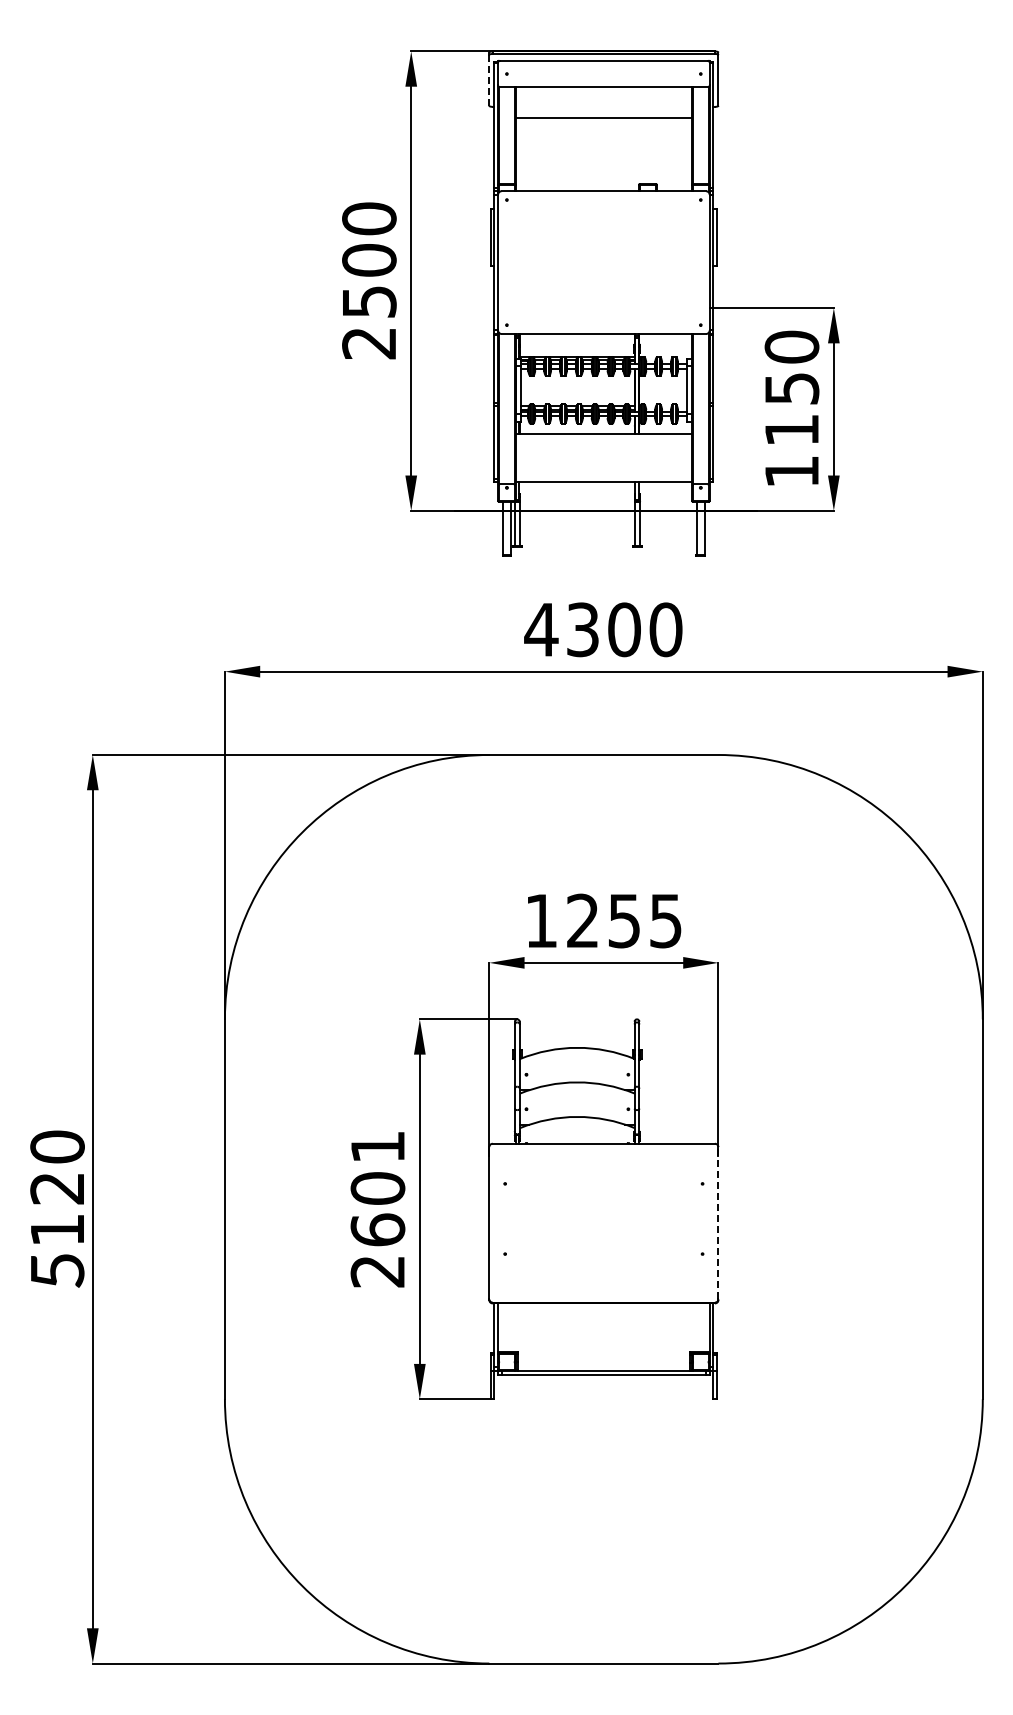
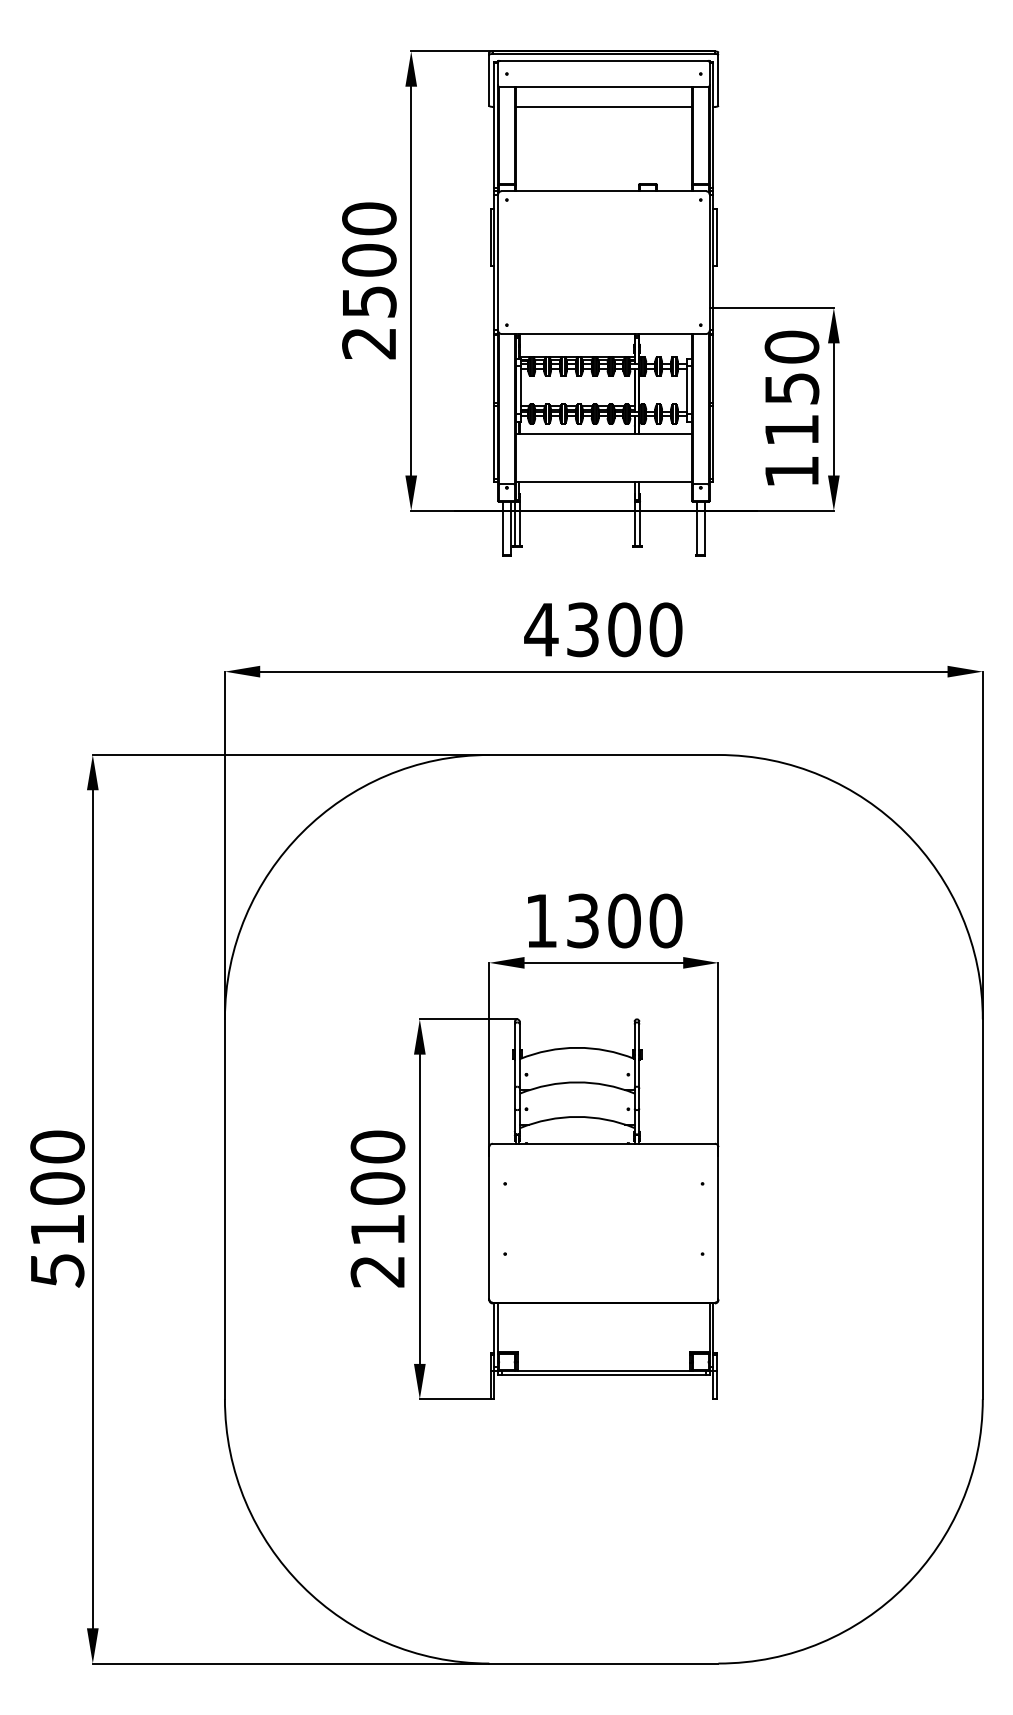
line: dashed -> solid (489, 79)
line position: (603, 117) -> (603, 106) (603, 106)
text: 1255 -> 1300 (624, 920)
text: 120 -> 100 (57, 1188)
text: 2601 -> 2100 (377, 1188)
line: dashed -> solid (718, 1222)
